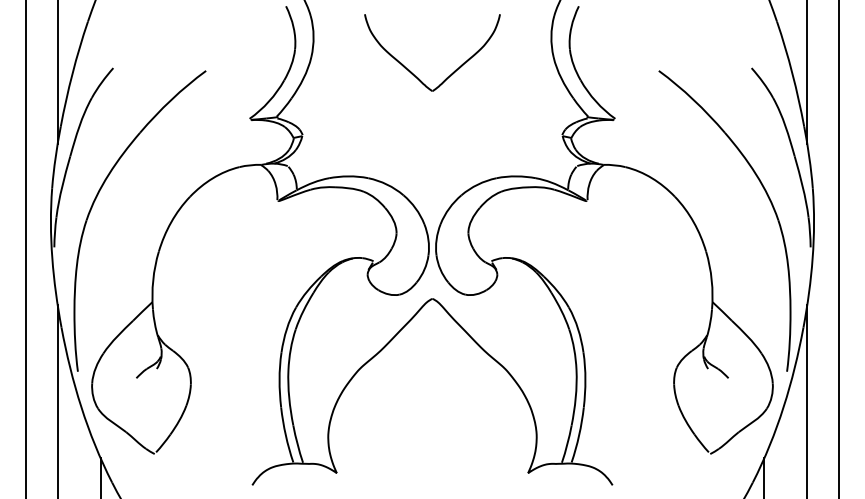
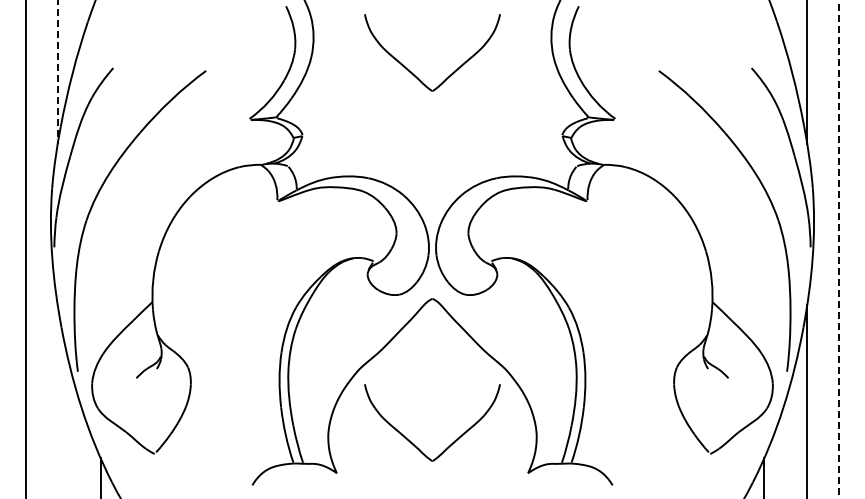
line: solid -> dashed (57, 72)
line: solid -> dashed (839, 249)
line: present -> none (57, 399)
part: none -> present (412, 442)
